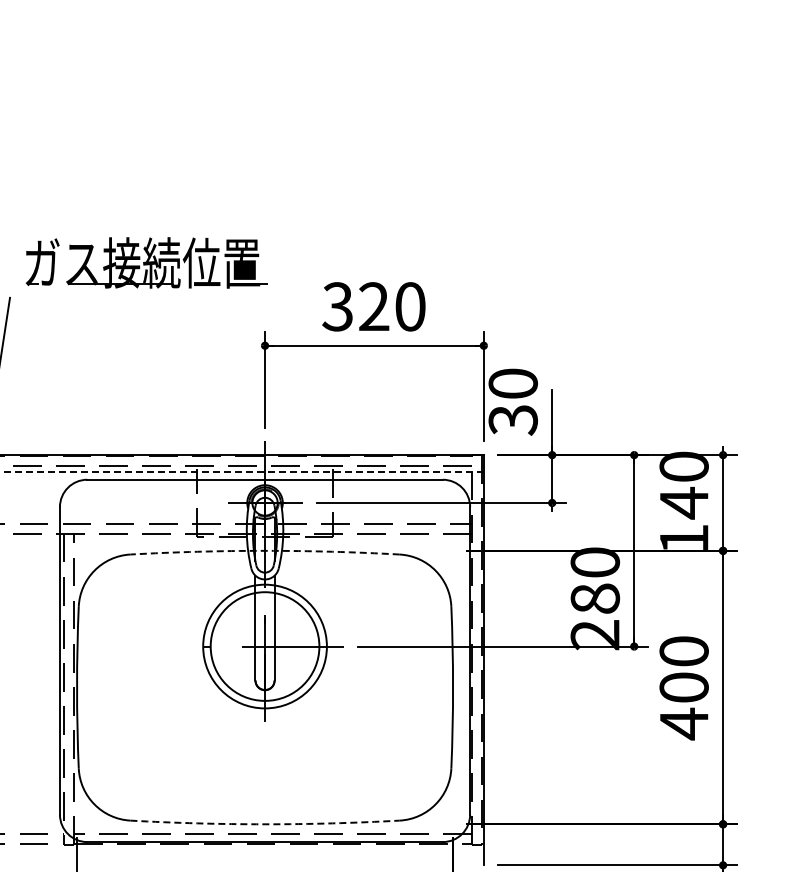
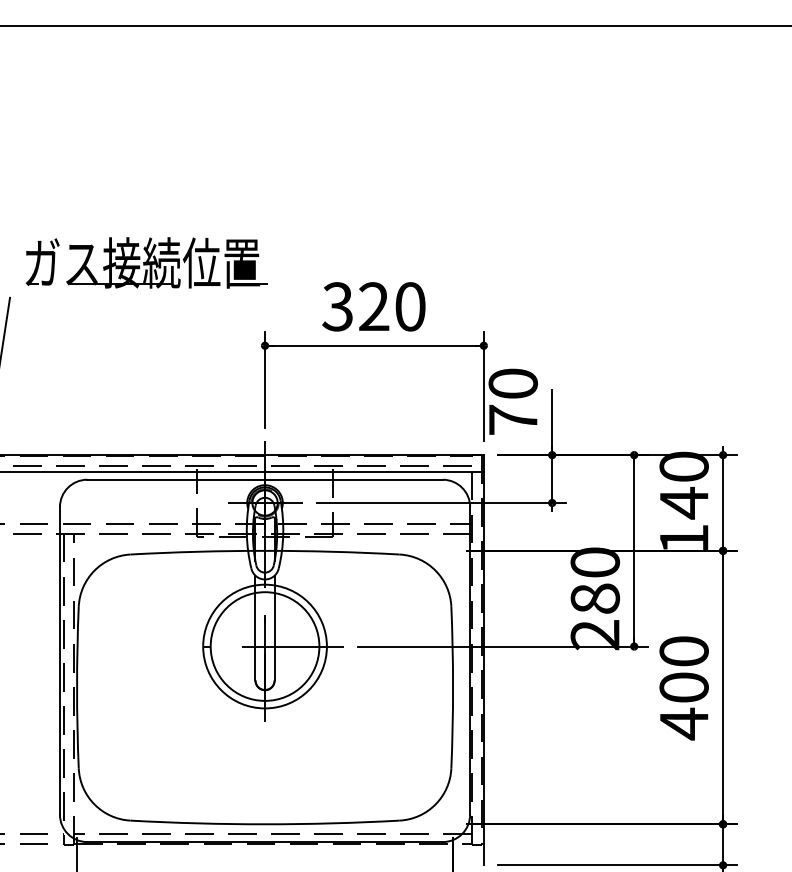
line: none -> present (395, 26)
text: 30 -> 70 (512, 419)
line: dashed -> solid (242, 472)
arc: dashed -> solid (265, 550)
arc: dashed -> solid (265, 824)
